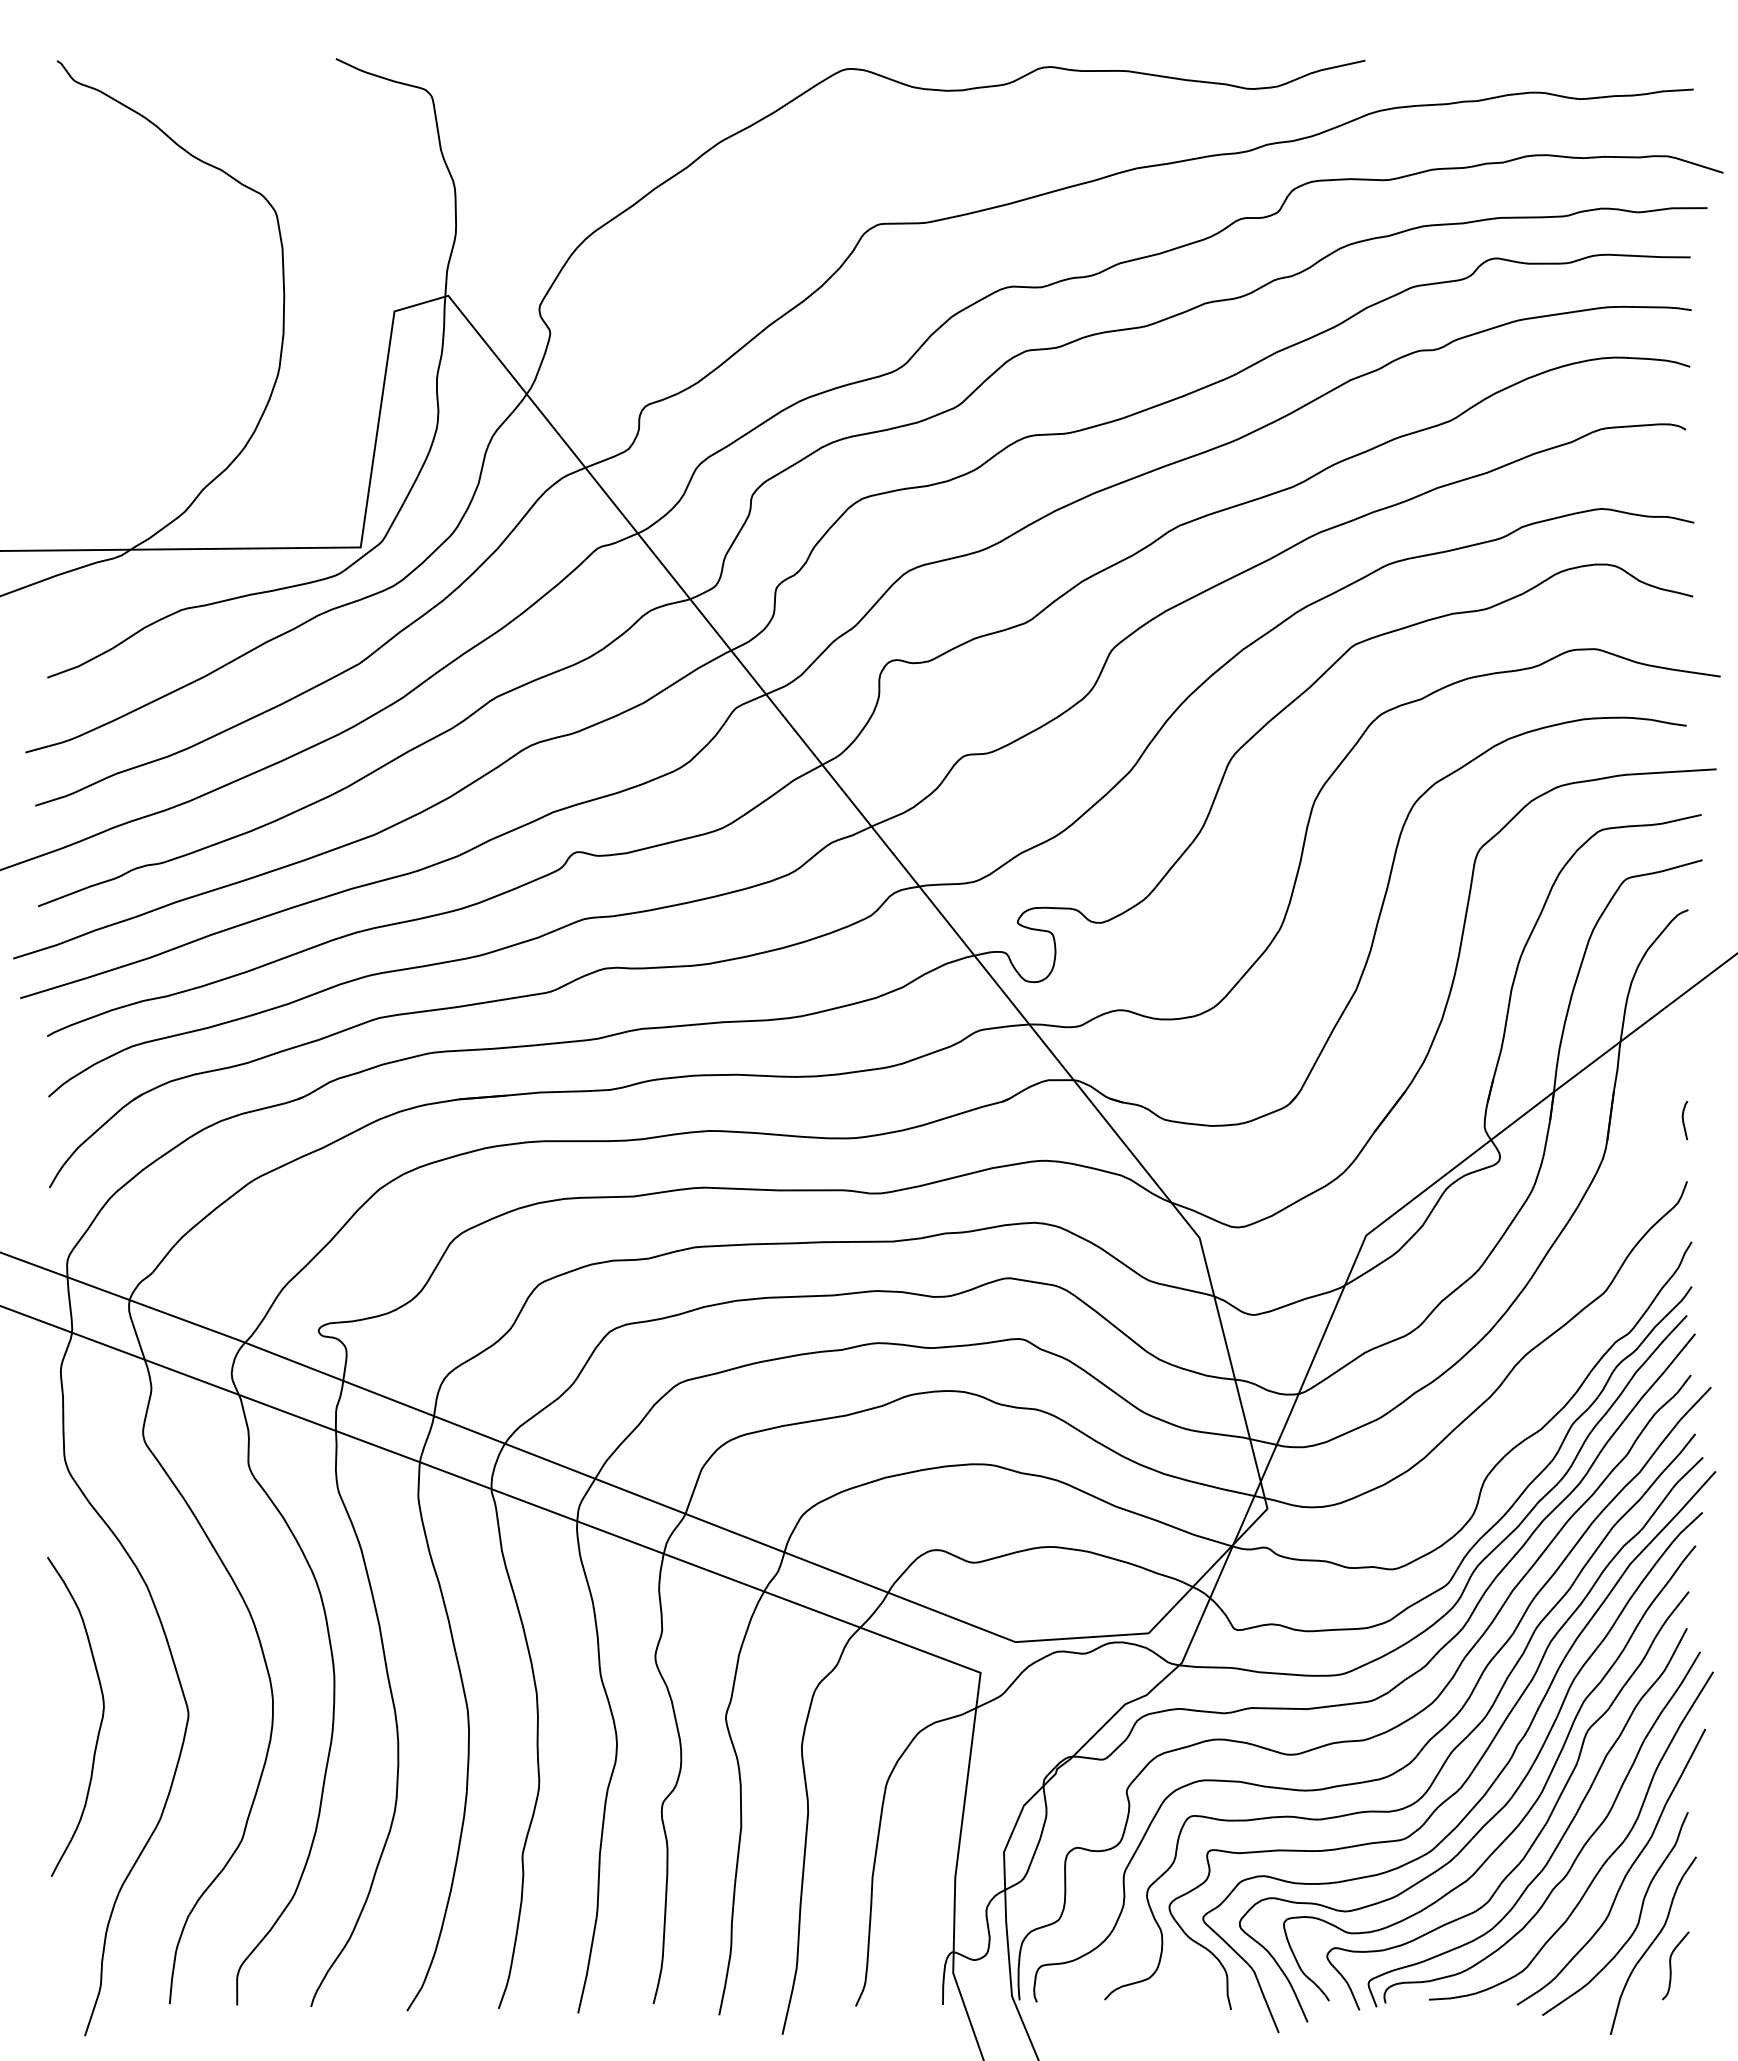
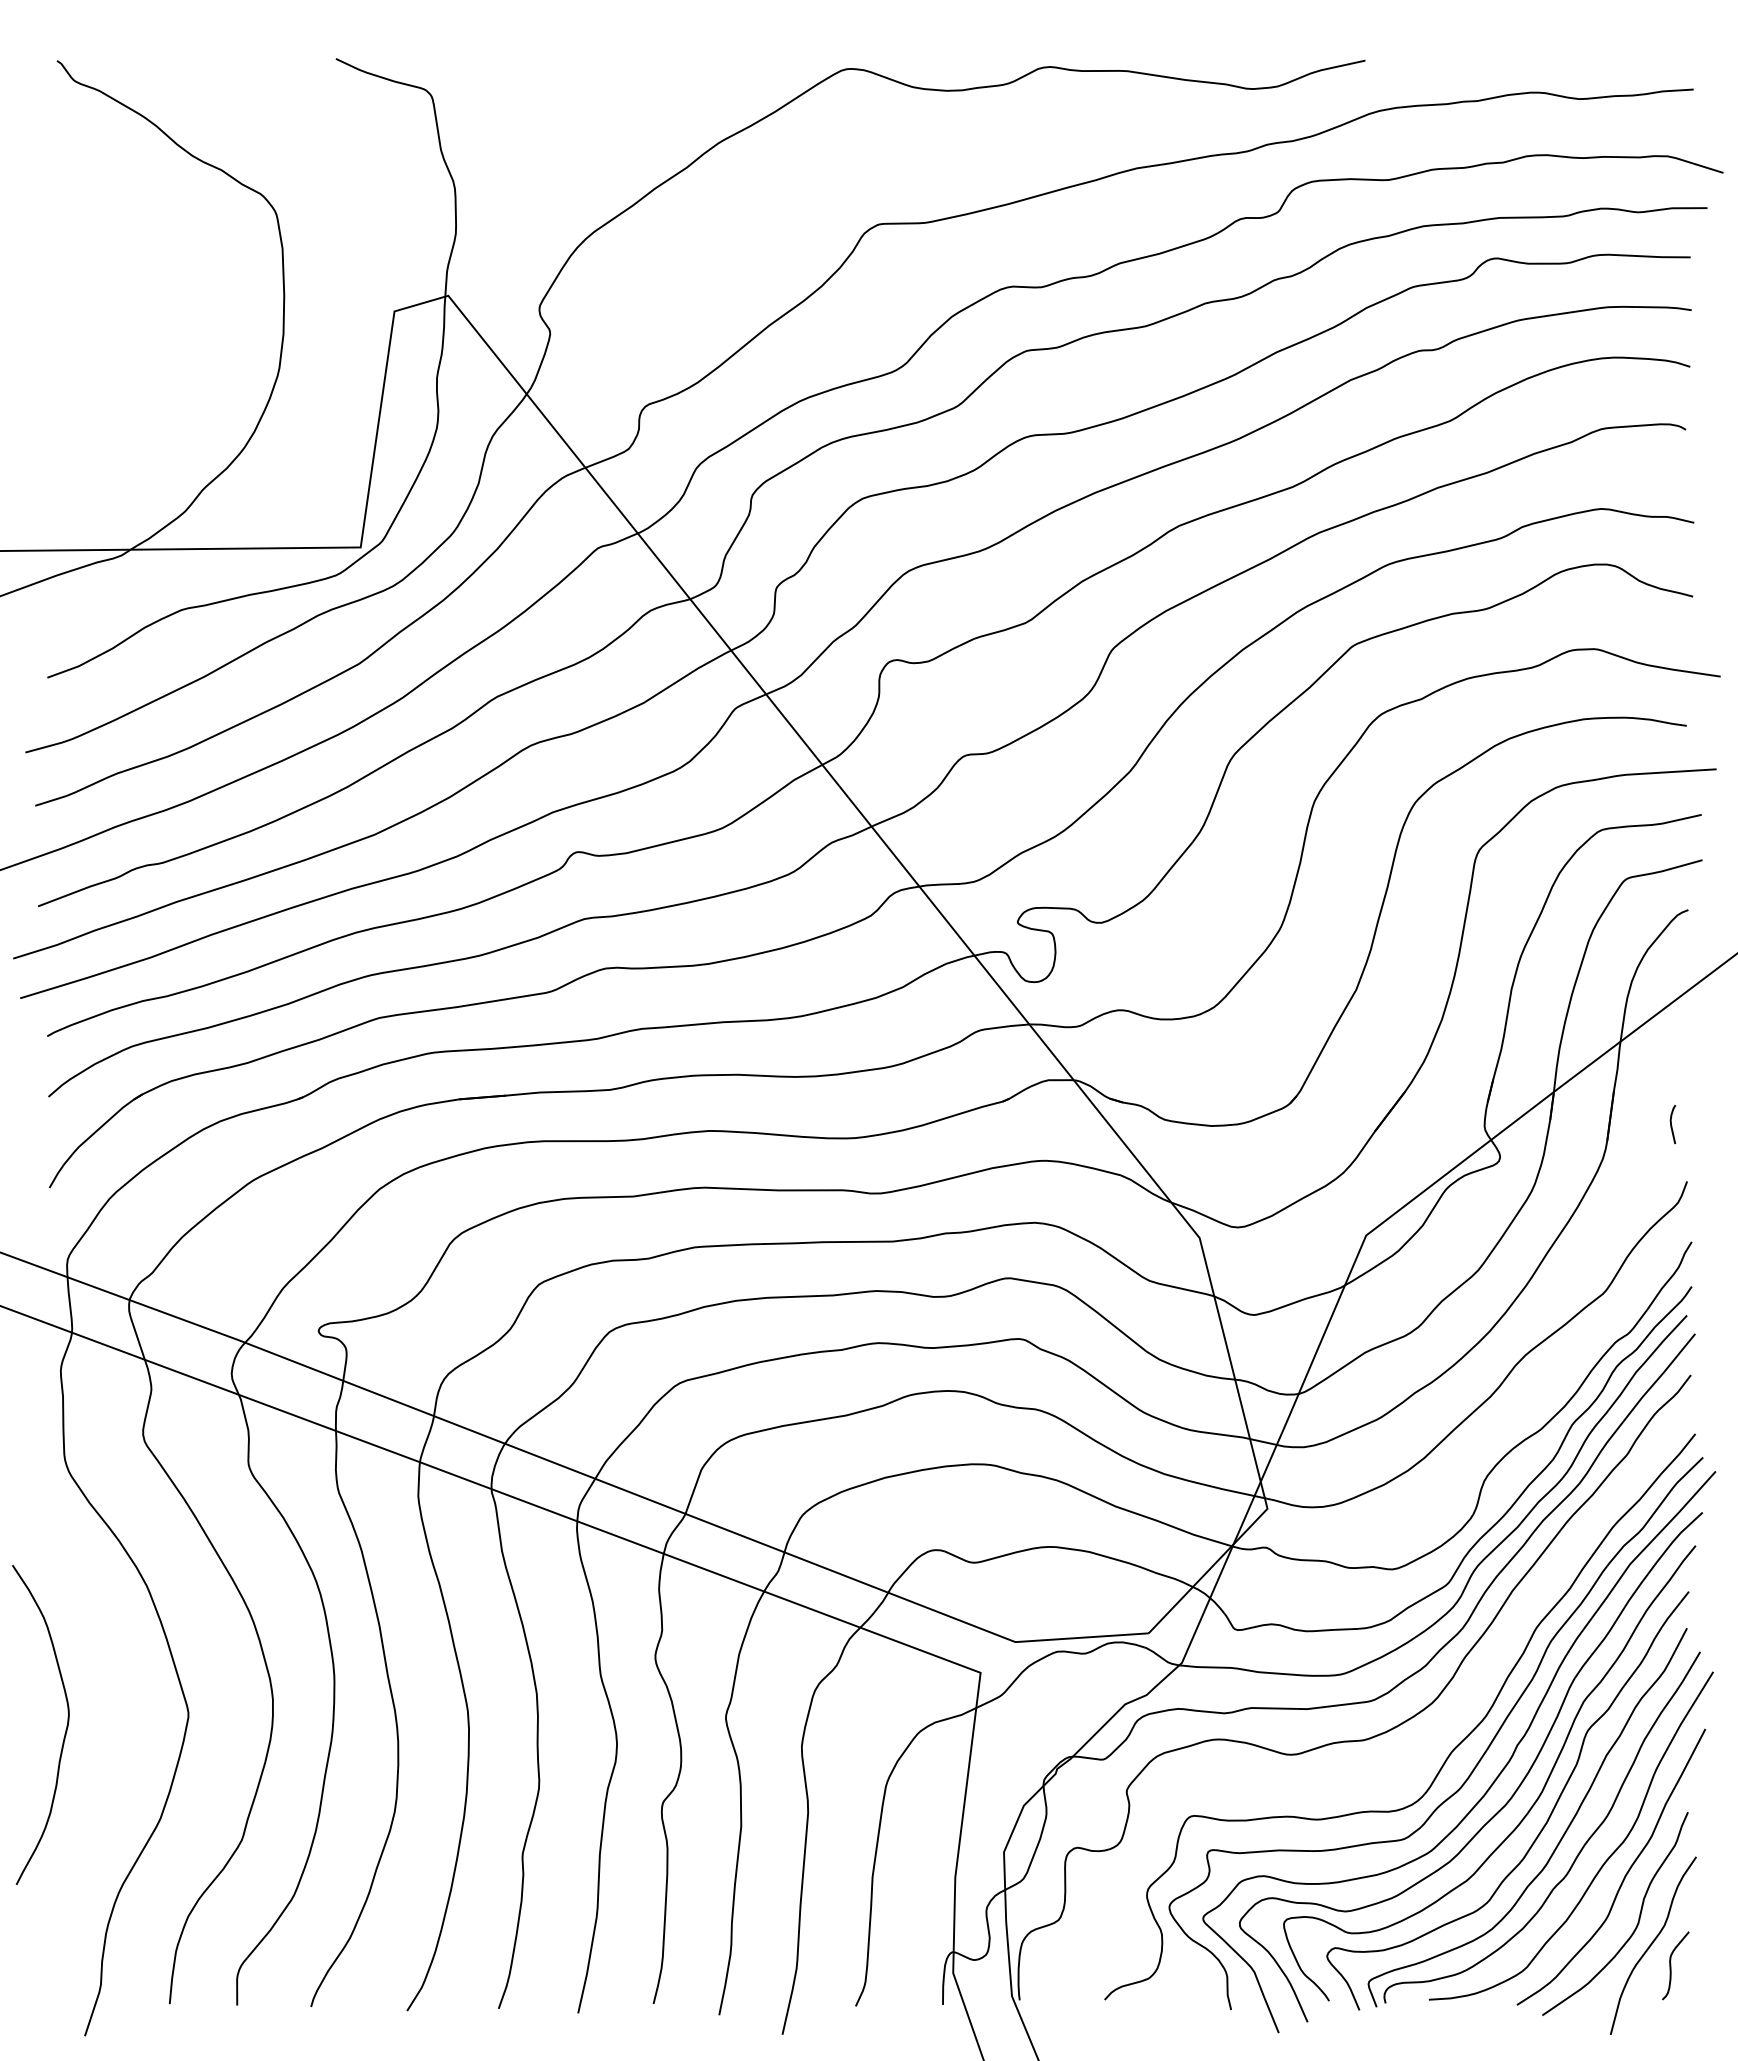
curve position: (1683, 1120) -> (1671, 1124) (1671, 1124)
curve position: (100, 1721) -> (65, 1729) (65, 1729)
curve: present -> none (1423, 1745)
